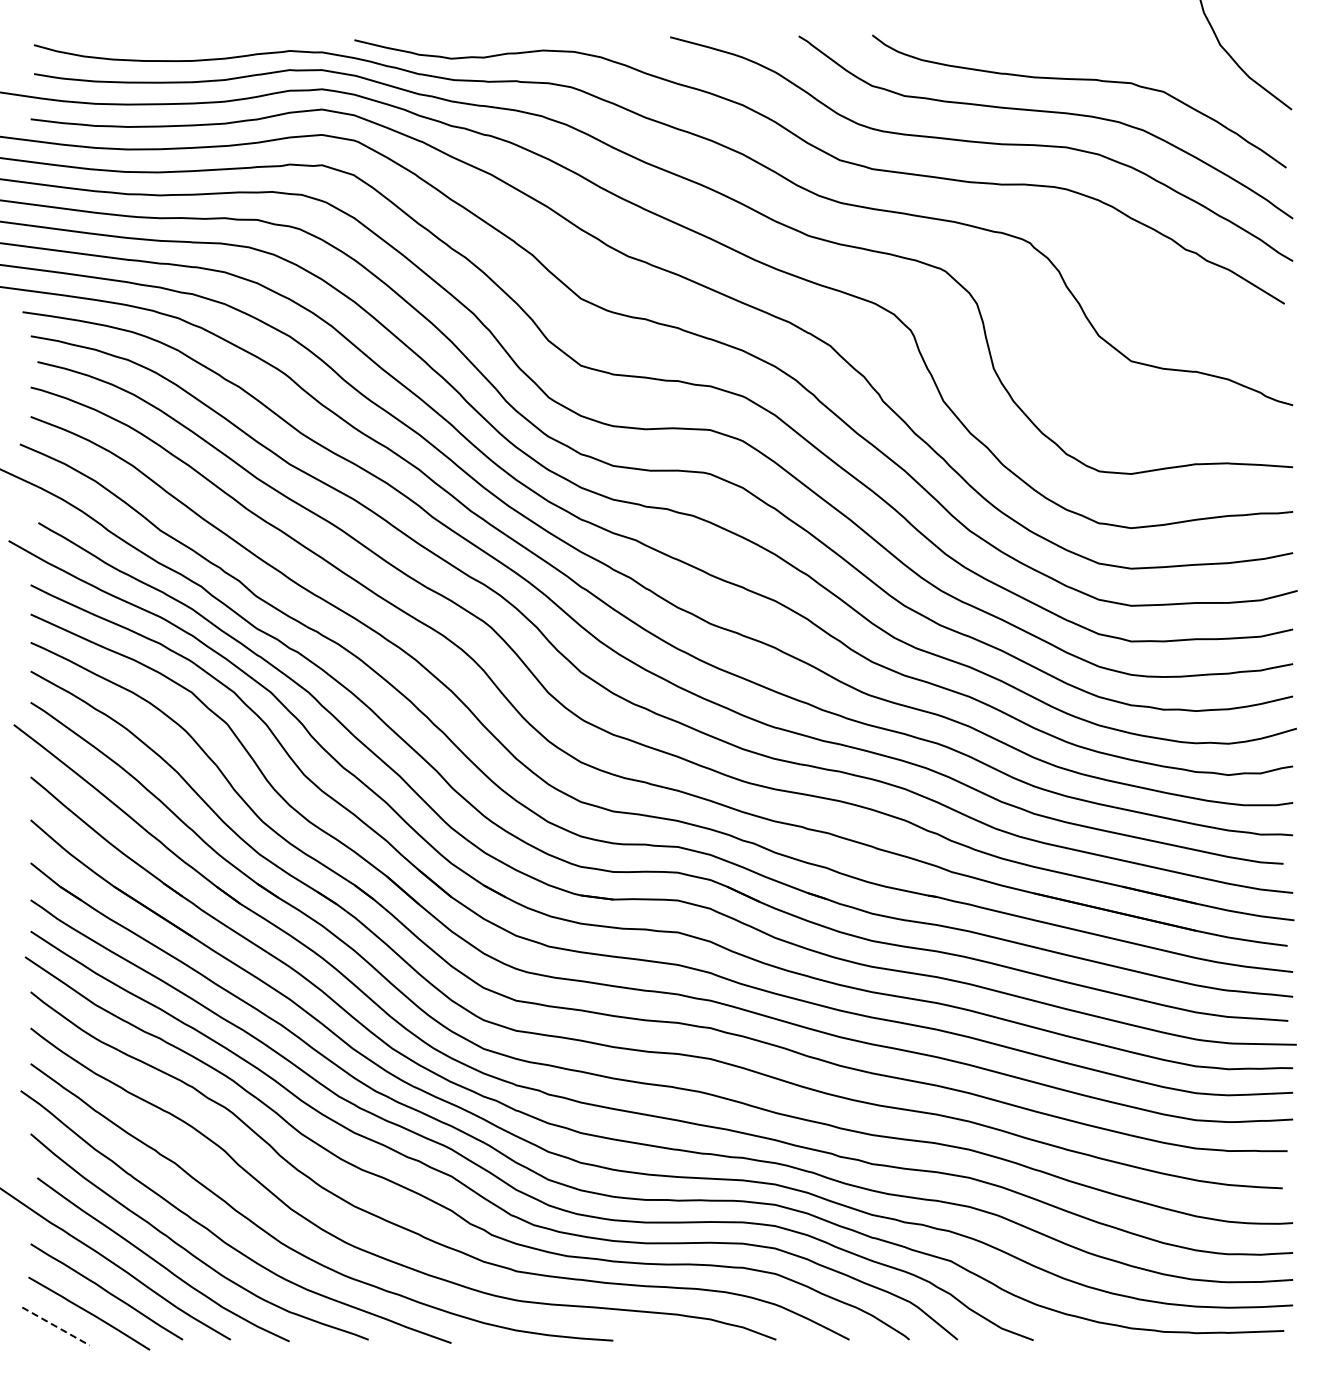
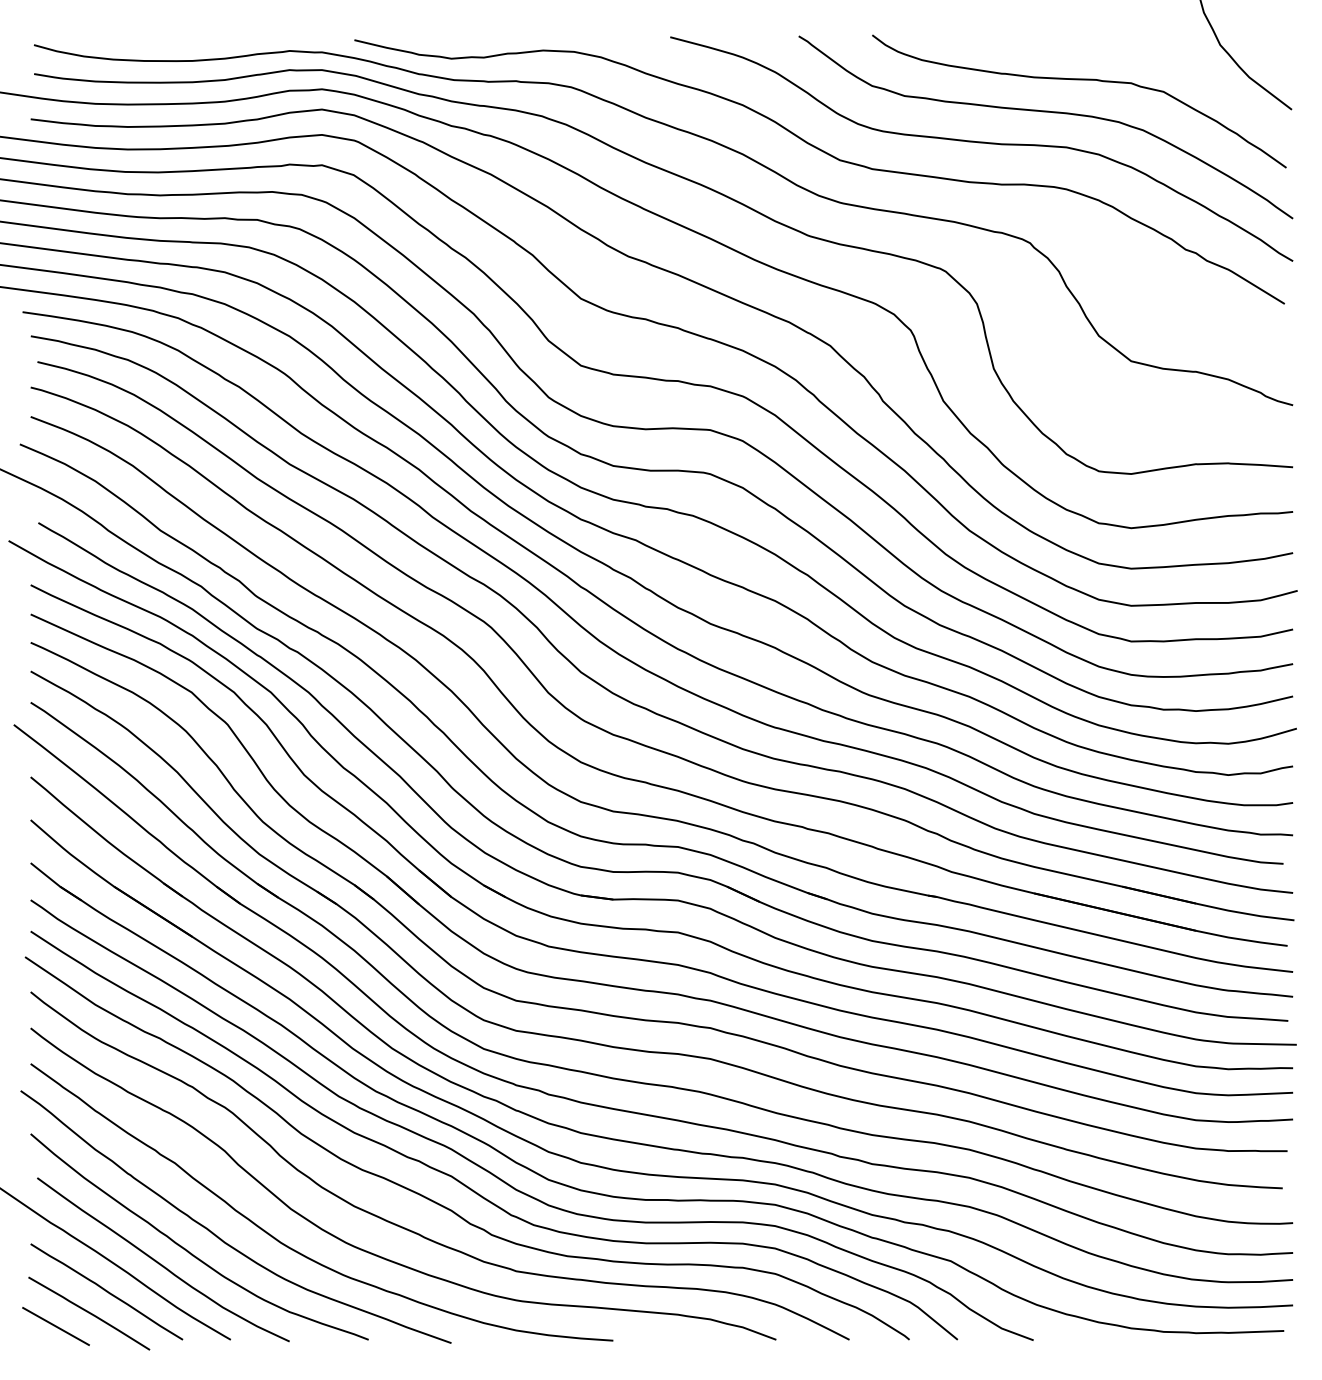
line: dashed -> solid (56, 1326)
